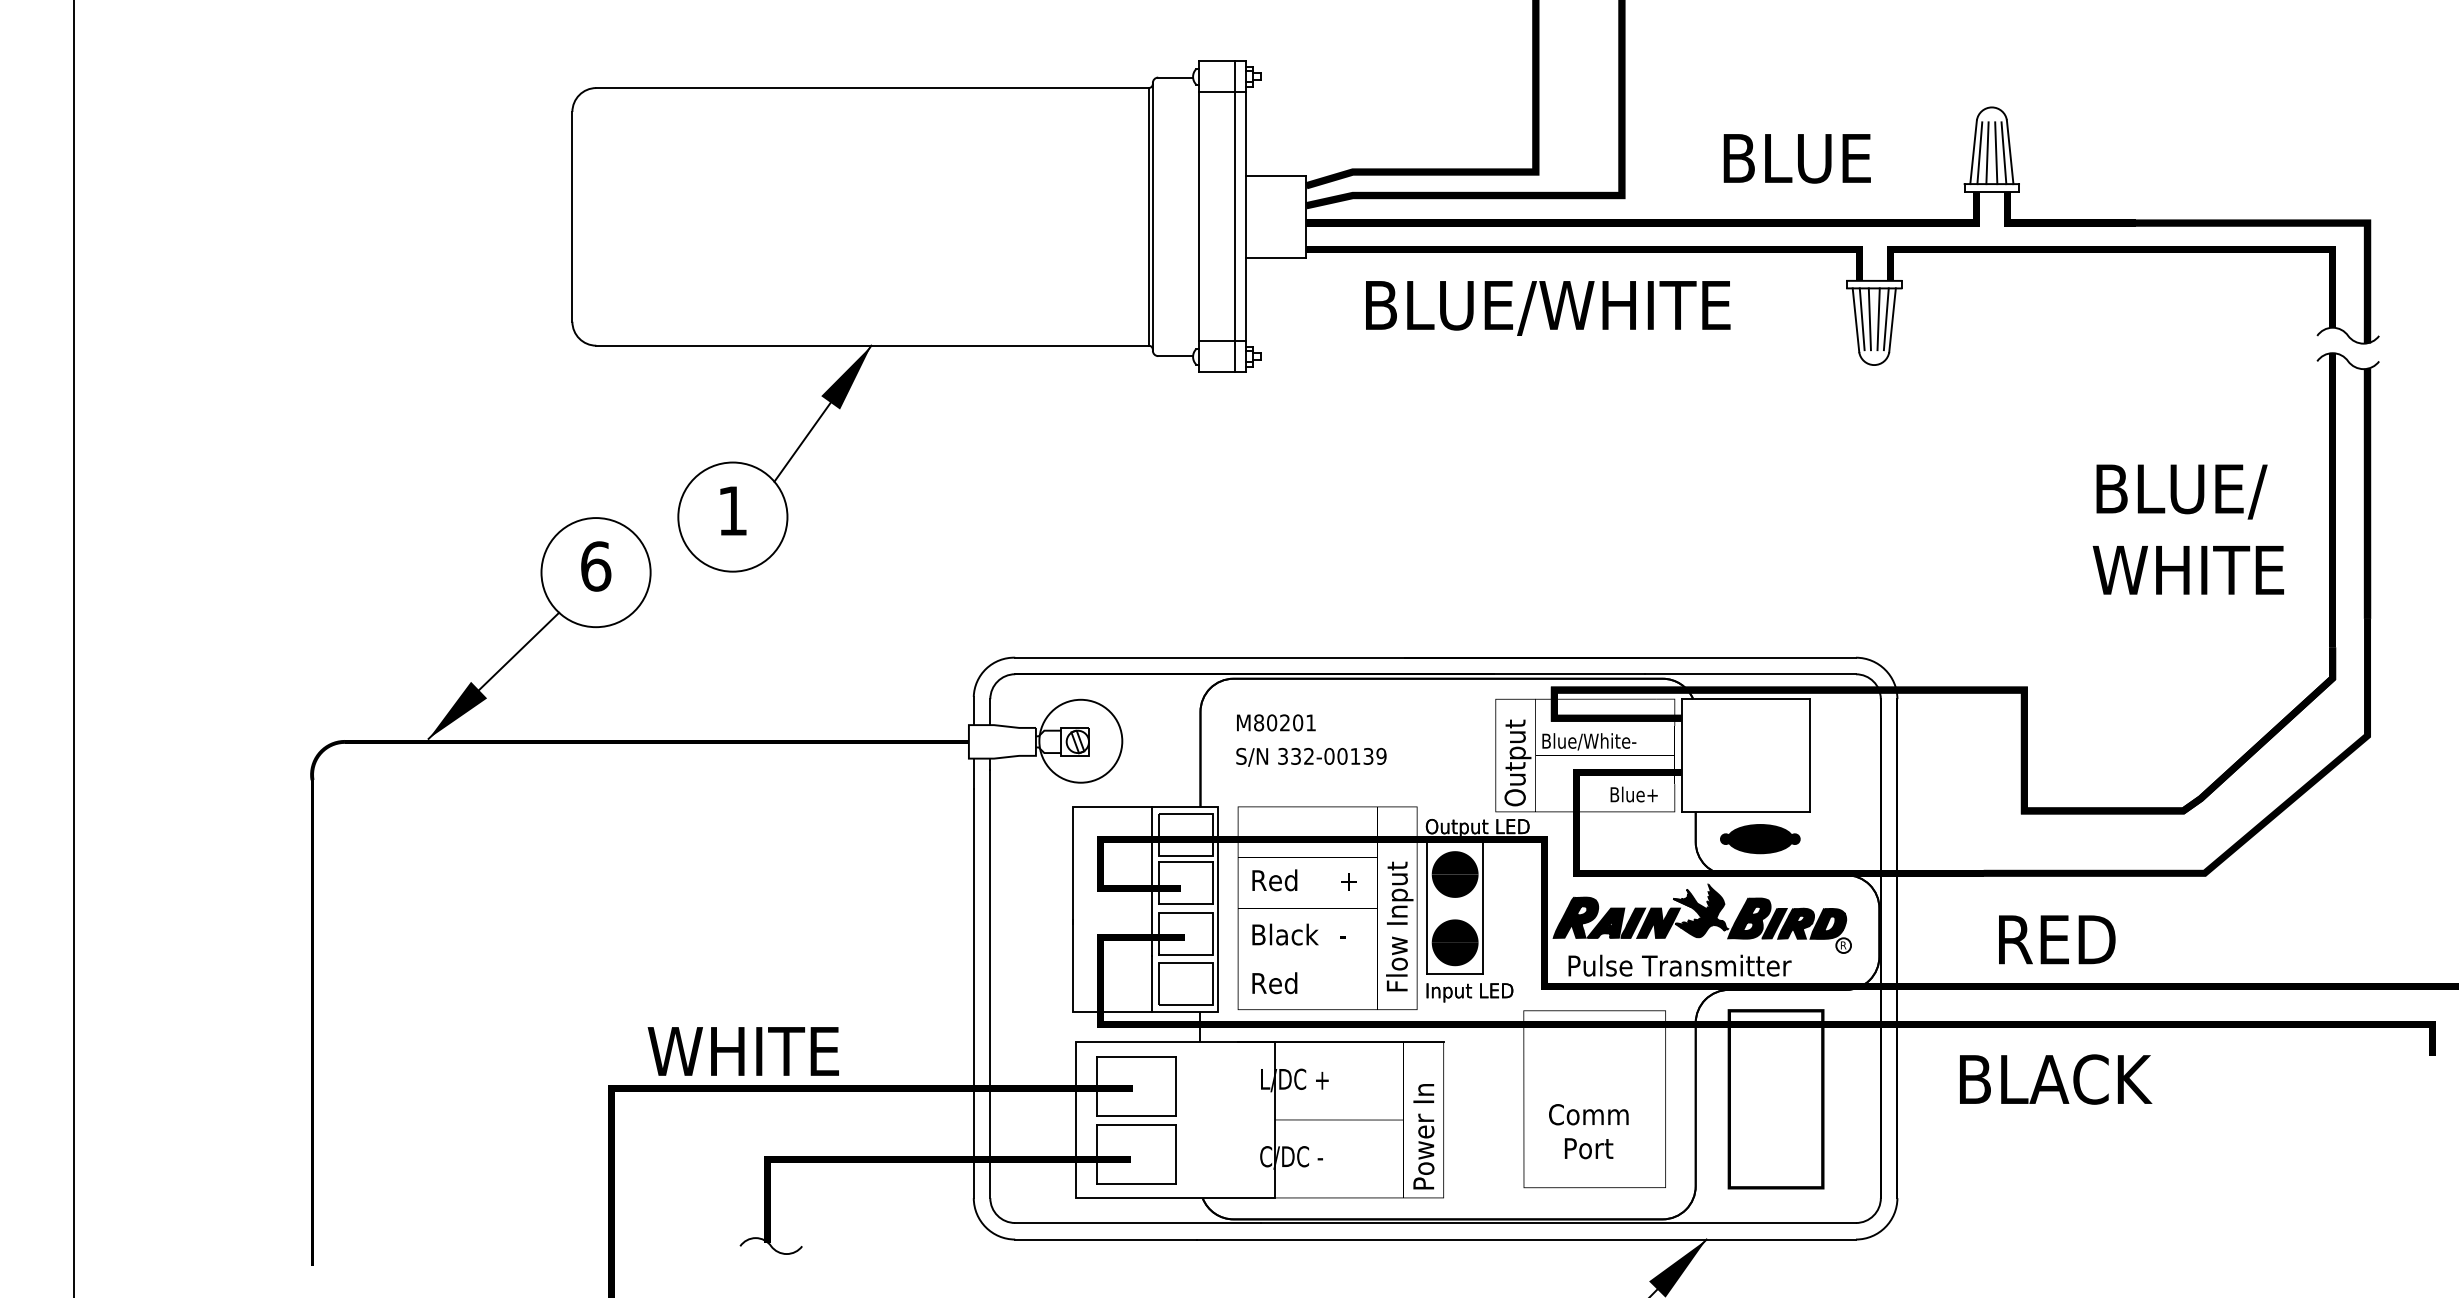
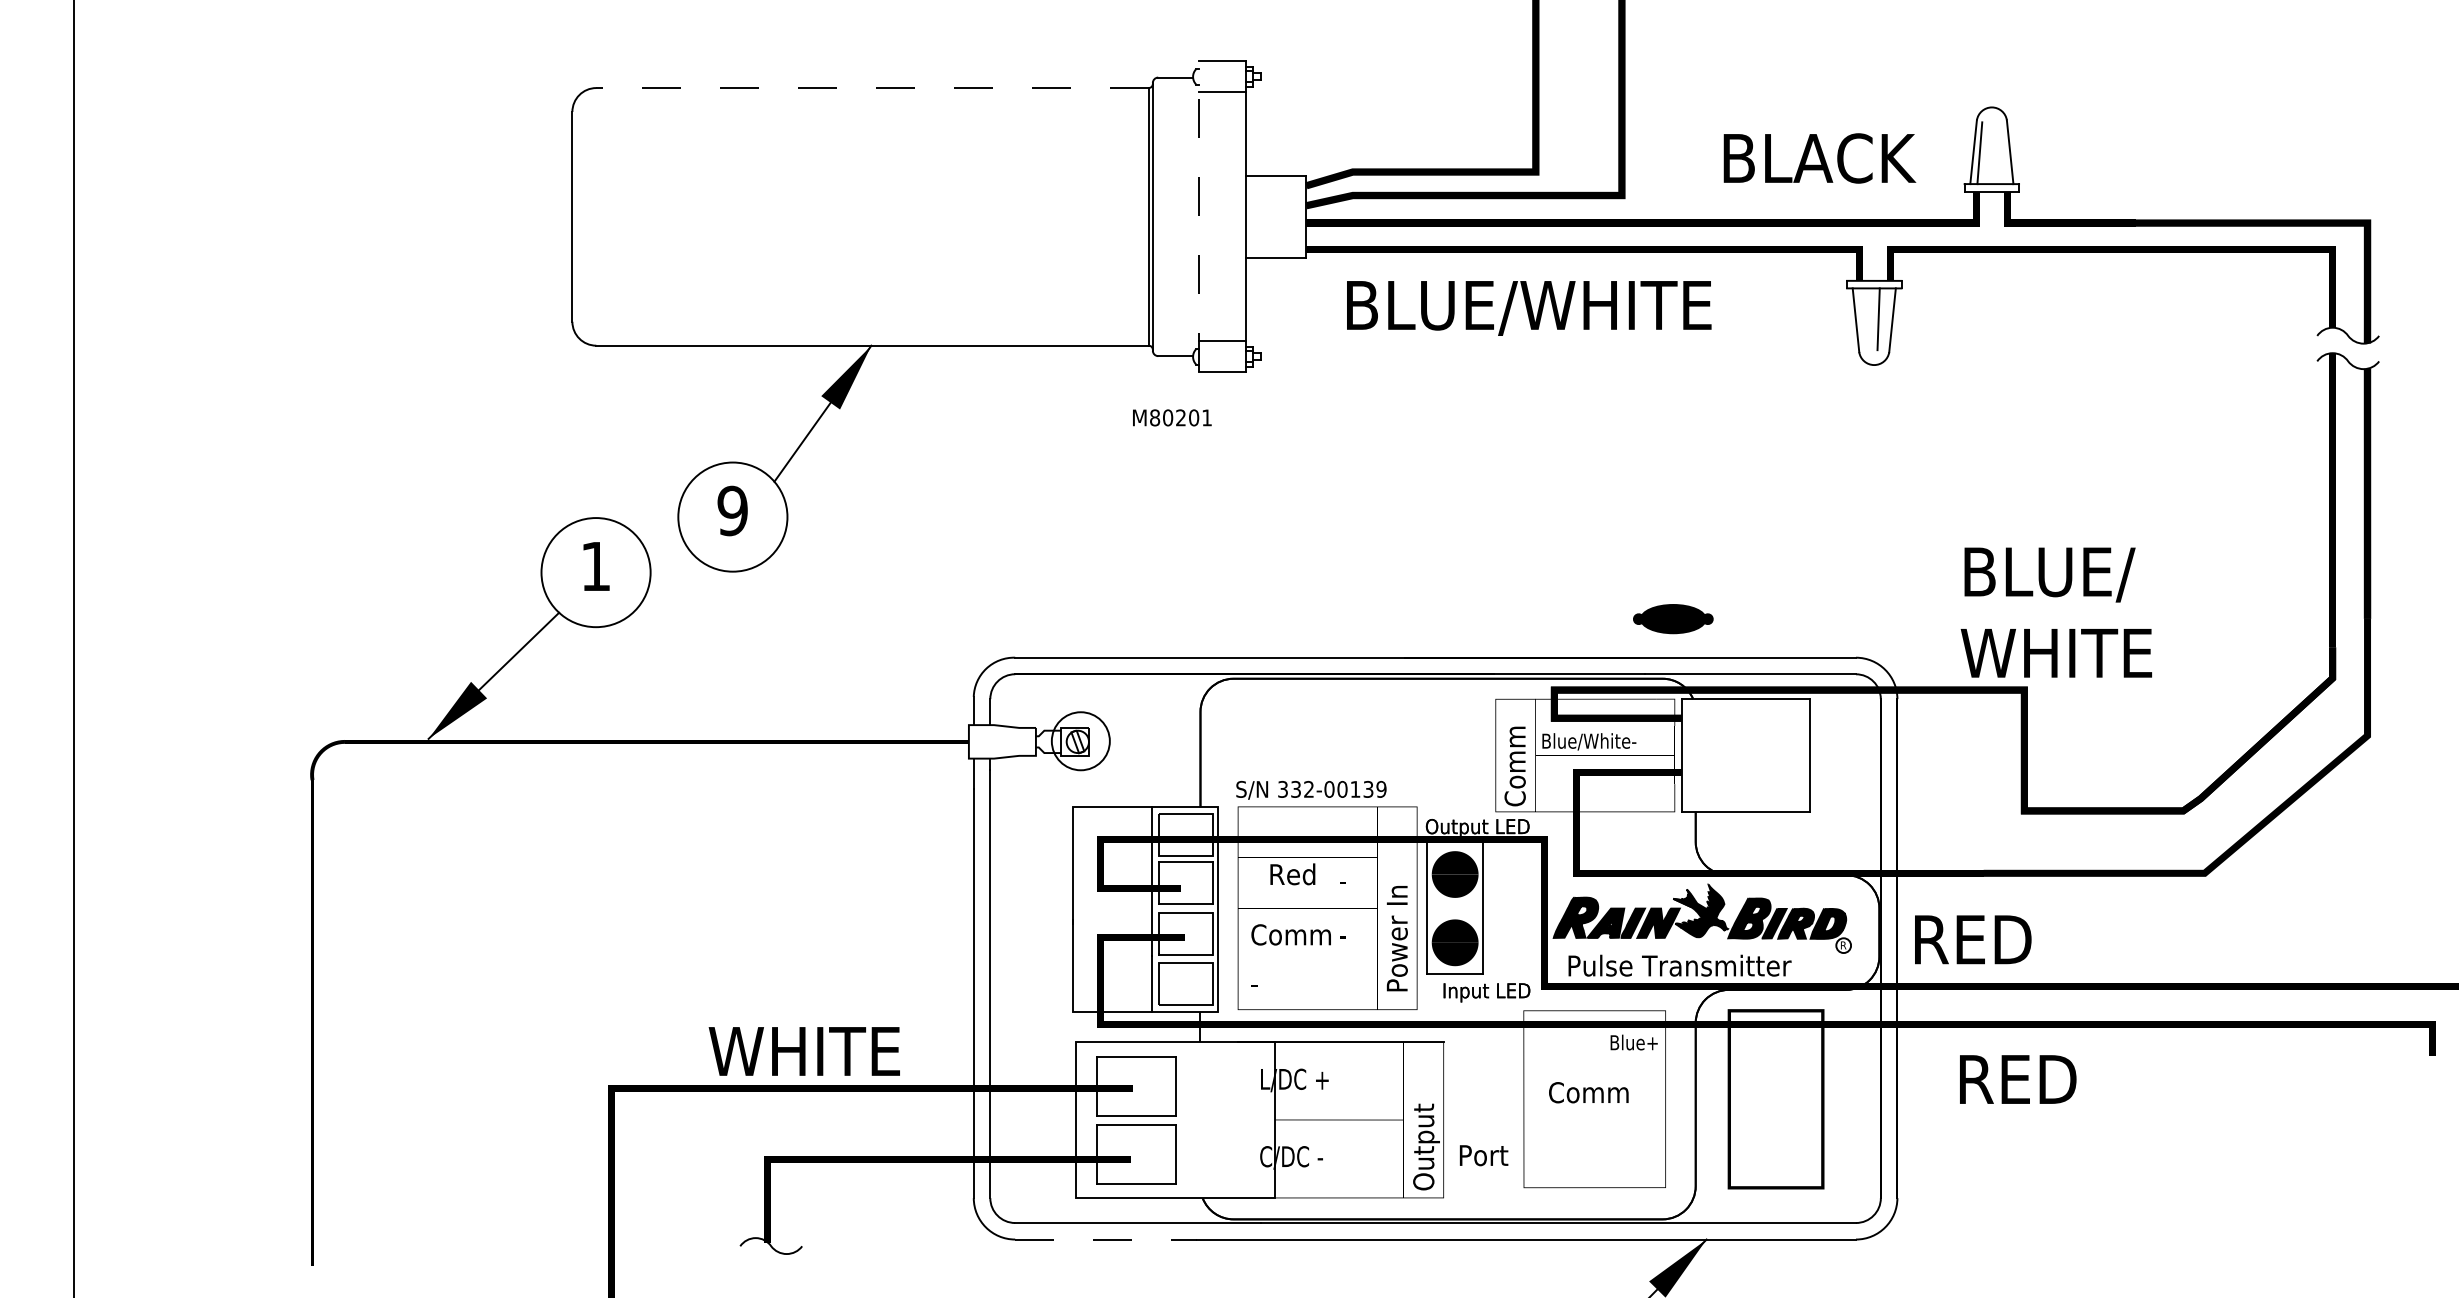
line: solid -> dashed (872, 88)
line: present -> none (1987, 153)
line: present -> none (1996, 153)
line: present -> none (2003, 153)
text: BLUE -> BLACK (1854, 158)
line: solid -> dashed (1199, 216)
line: present -> none (1234, 216)
text position: (1548, 308) -> (1529, 308) (1529, 308)
line: present -> none (1861, 319)
line: present -> none (1869, 319)
line: present -> none (1885, 319)
text: 1 -> 9 (732, 510)
text position: (2187, 529) -> (2055, 612) (2055, 612)
text: 6 -> 1 (596, 566)
text position: (1276, 722) -> (1172, 417) (1172, 417)
circle diameter: 83 px -> 58 px (1080, 741)
text position: (1311, 757) -> (1311, 790) (1311, 790)
text: Output -> Comm (1517, 759)
text position: (1633, 794) -> (1633, 1042) (1633, 1042)
part position: (1760, 839) -> (1673, 619) (1673, 619)
text position: (1274, 880) -> (1292, 874) (1292, 874)
text: + -> - (1348, 881)
text: Flow Input -> Power In (1399, 924)
text: Black -> Comm (1290, 934)
text position: (2057, 939) -> (1973, 939) (1973, 939)
text: Red -> - (1274, 983)
text position: (1469, 992) -> (1486, 992) (1486, 992)
text position: (742, 1051) -> (803, 1051) (803, 1051)
text: BLACK -> RED (2058, 1079)
text position: (1588, 1114) -> (1588, 1092) (1588, 1092)
text: Power In -> Output (1426, 1137)
text position: (1589, 1148) -> (1484, 1155) (1484, 1155)
line: solid -> dashed (1105, 1239)
